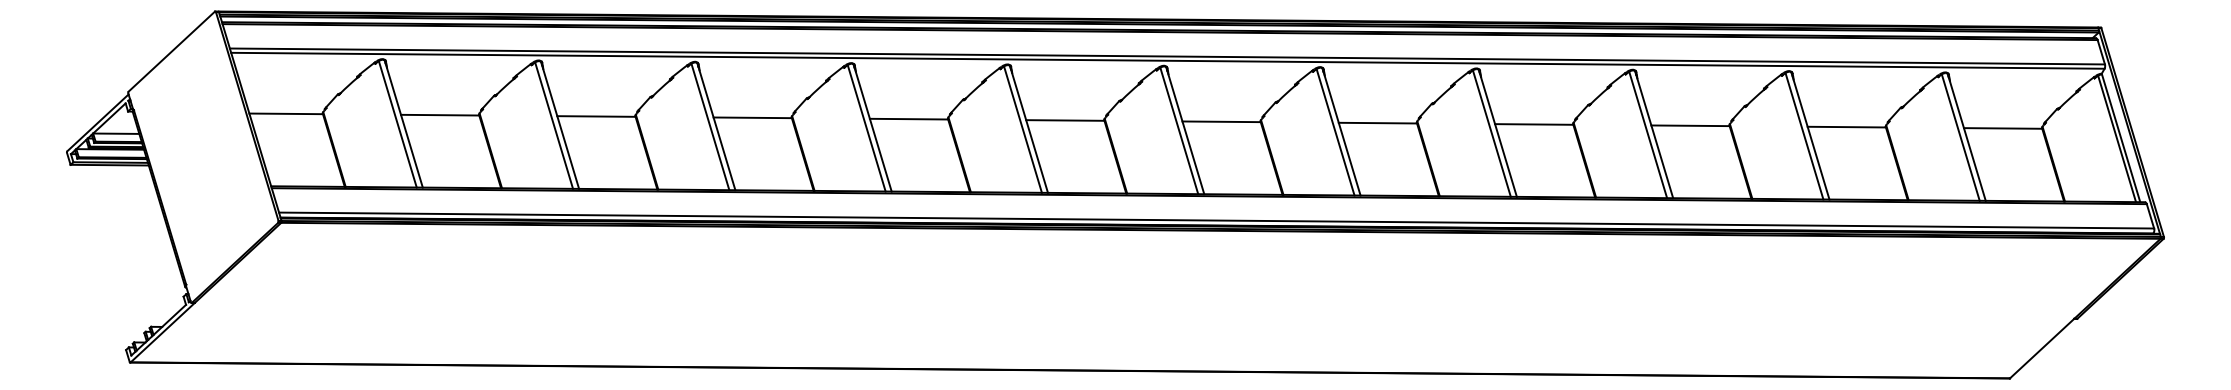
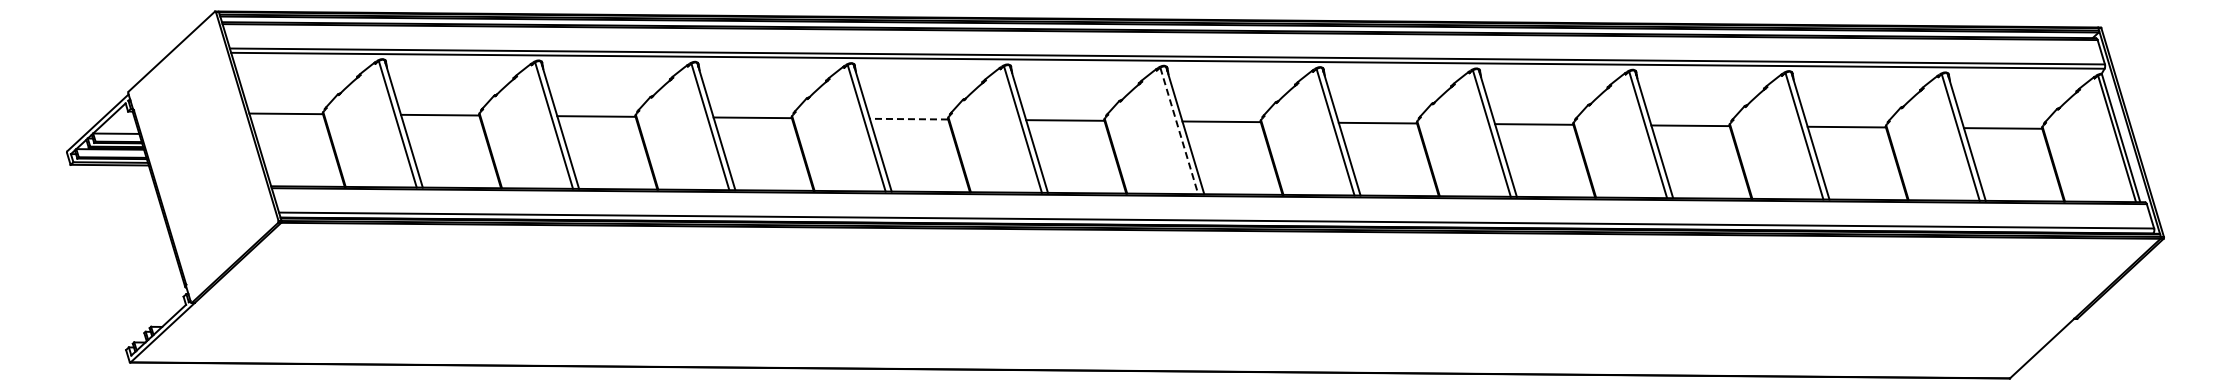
line: solid -> dashed (908, 119)
line: solid -> dashed (1179, 131)
